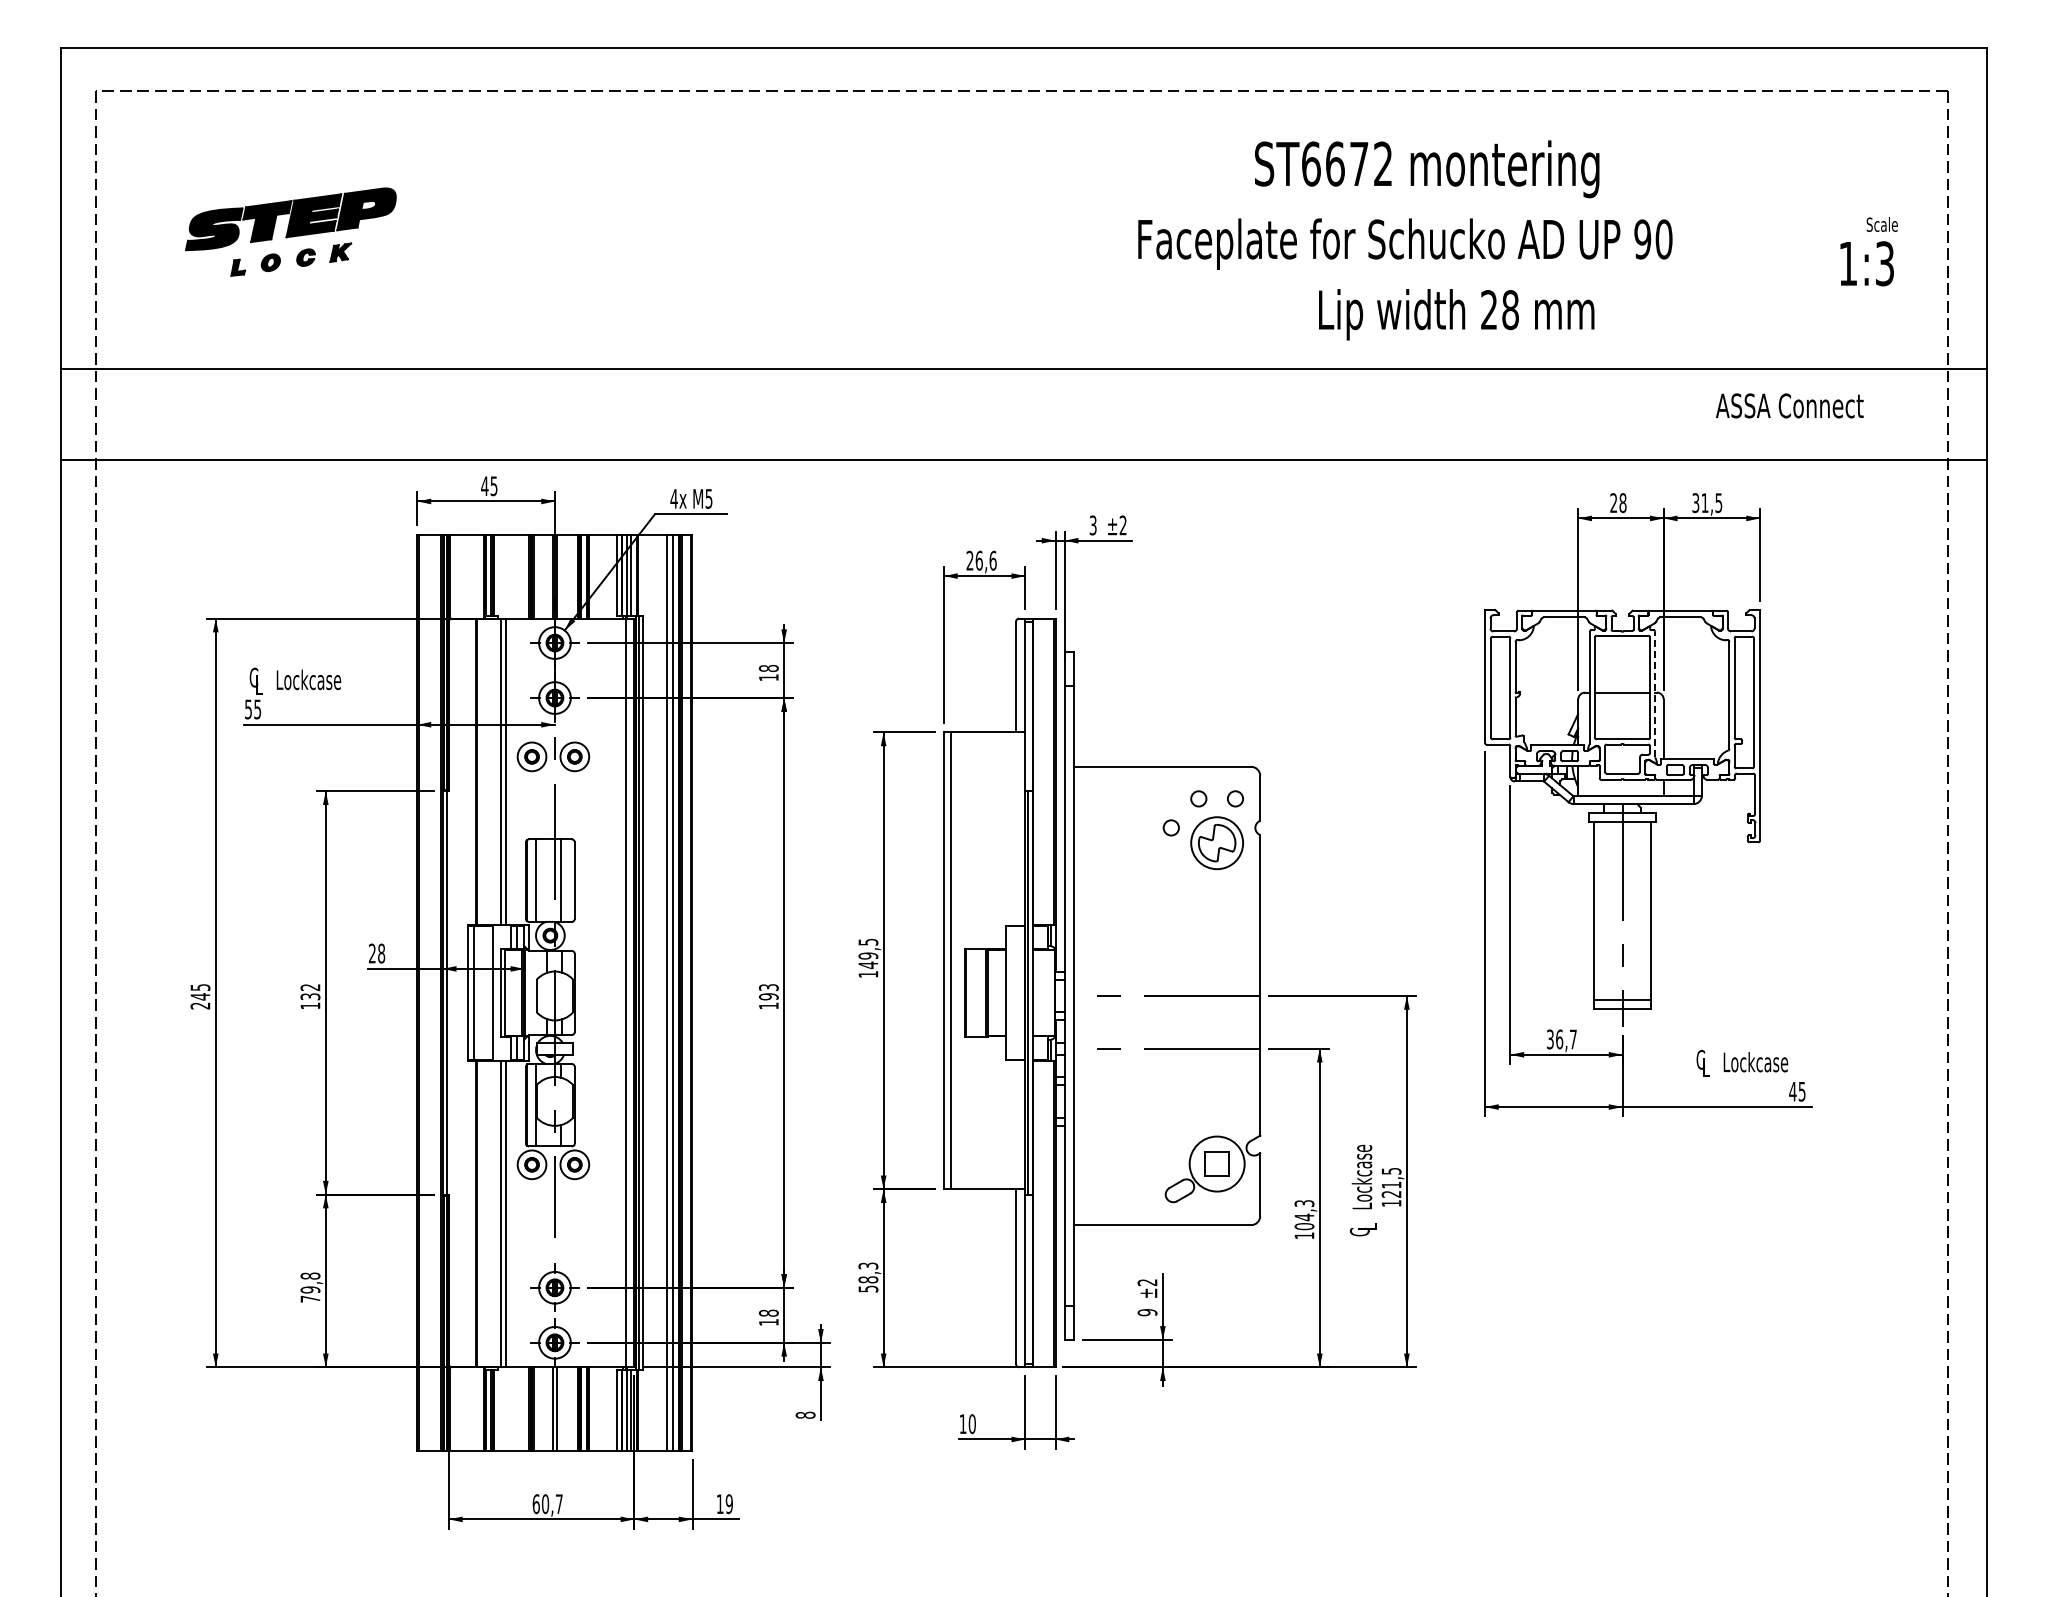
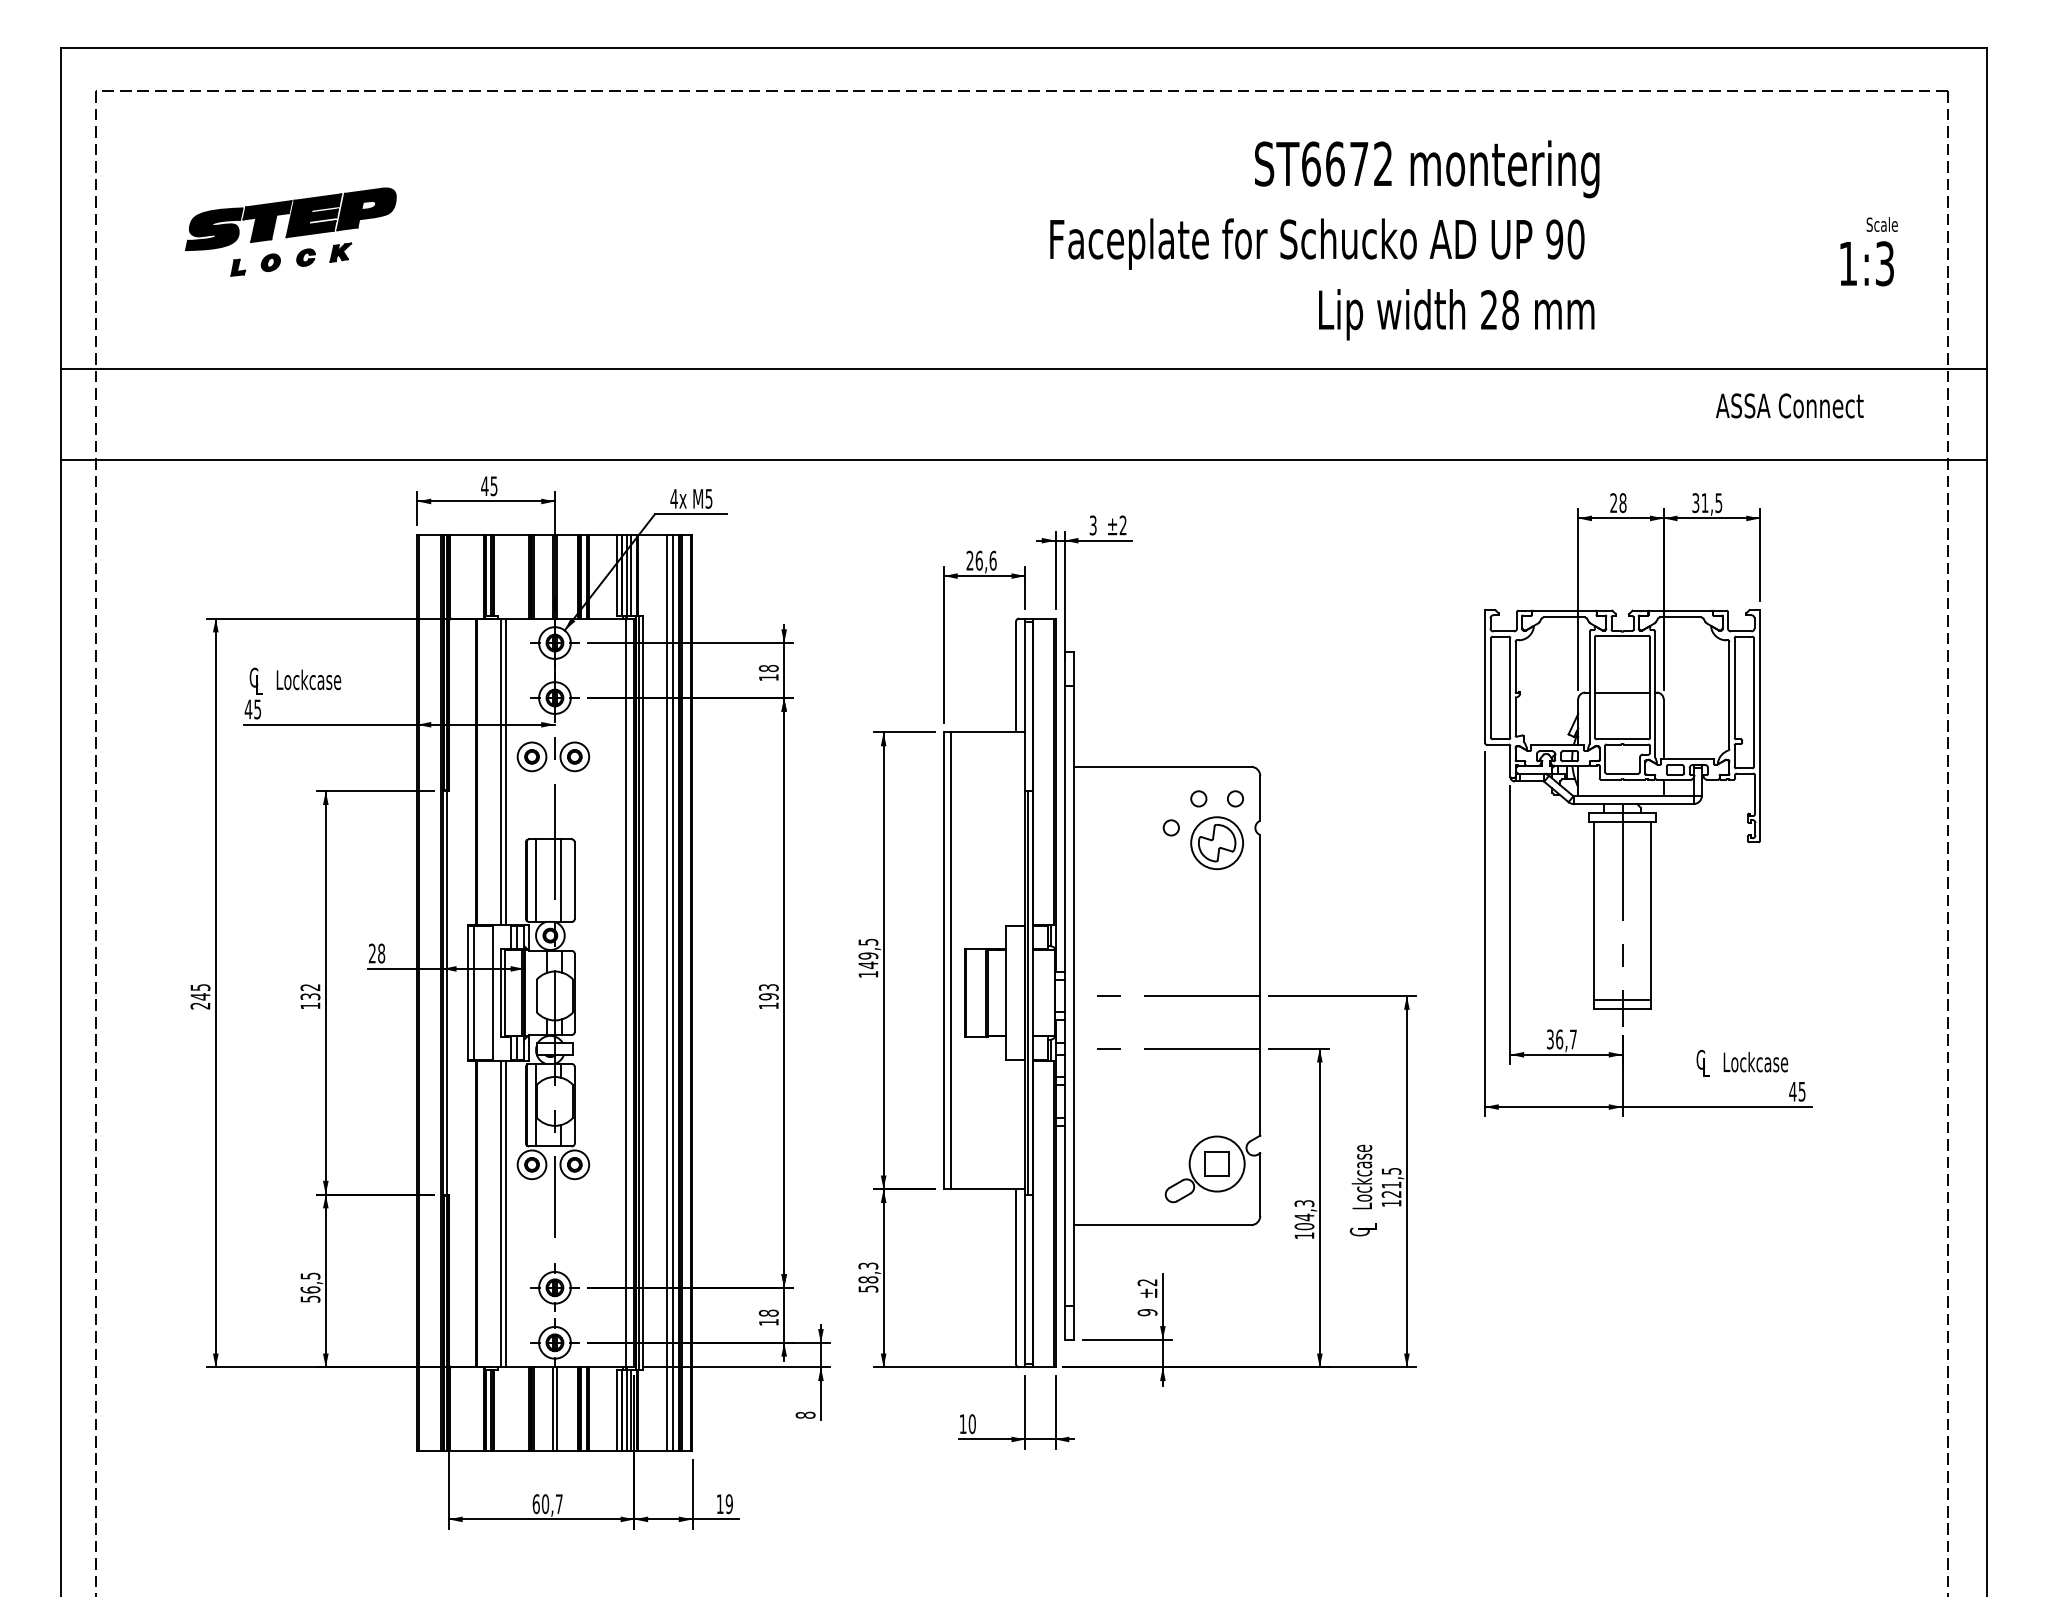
text position: (1405, 243) -> (1317, 243) (1317, 243)
line: dashed -> solid (1655, 694)
text: 55 -> 45 (248, 709)
text: 79,8 -> 56,5 (310, 1287)
